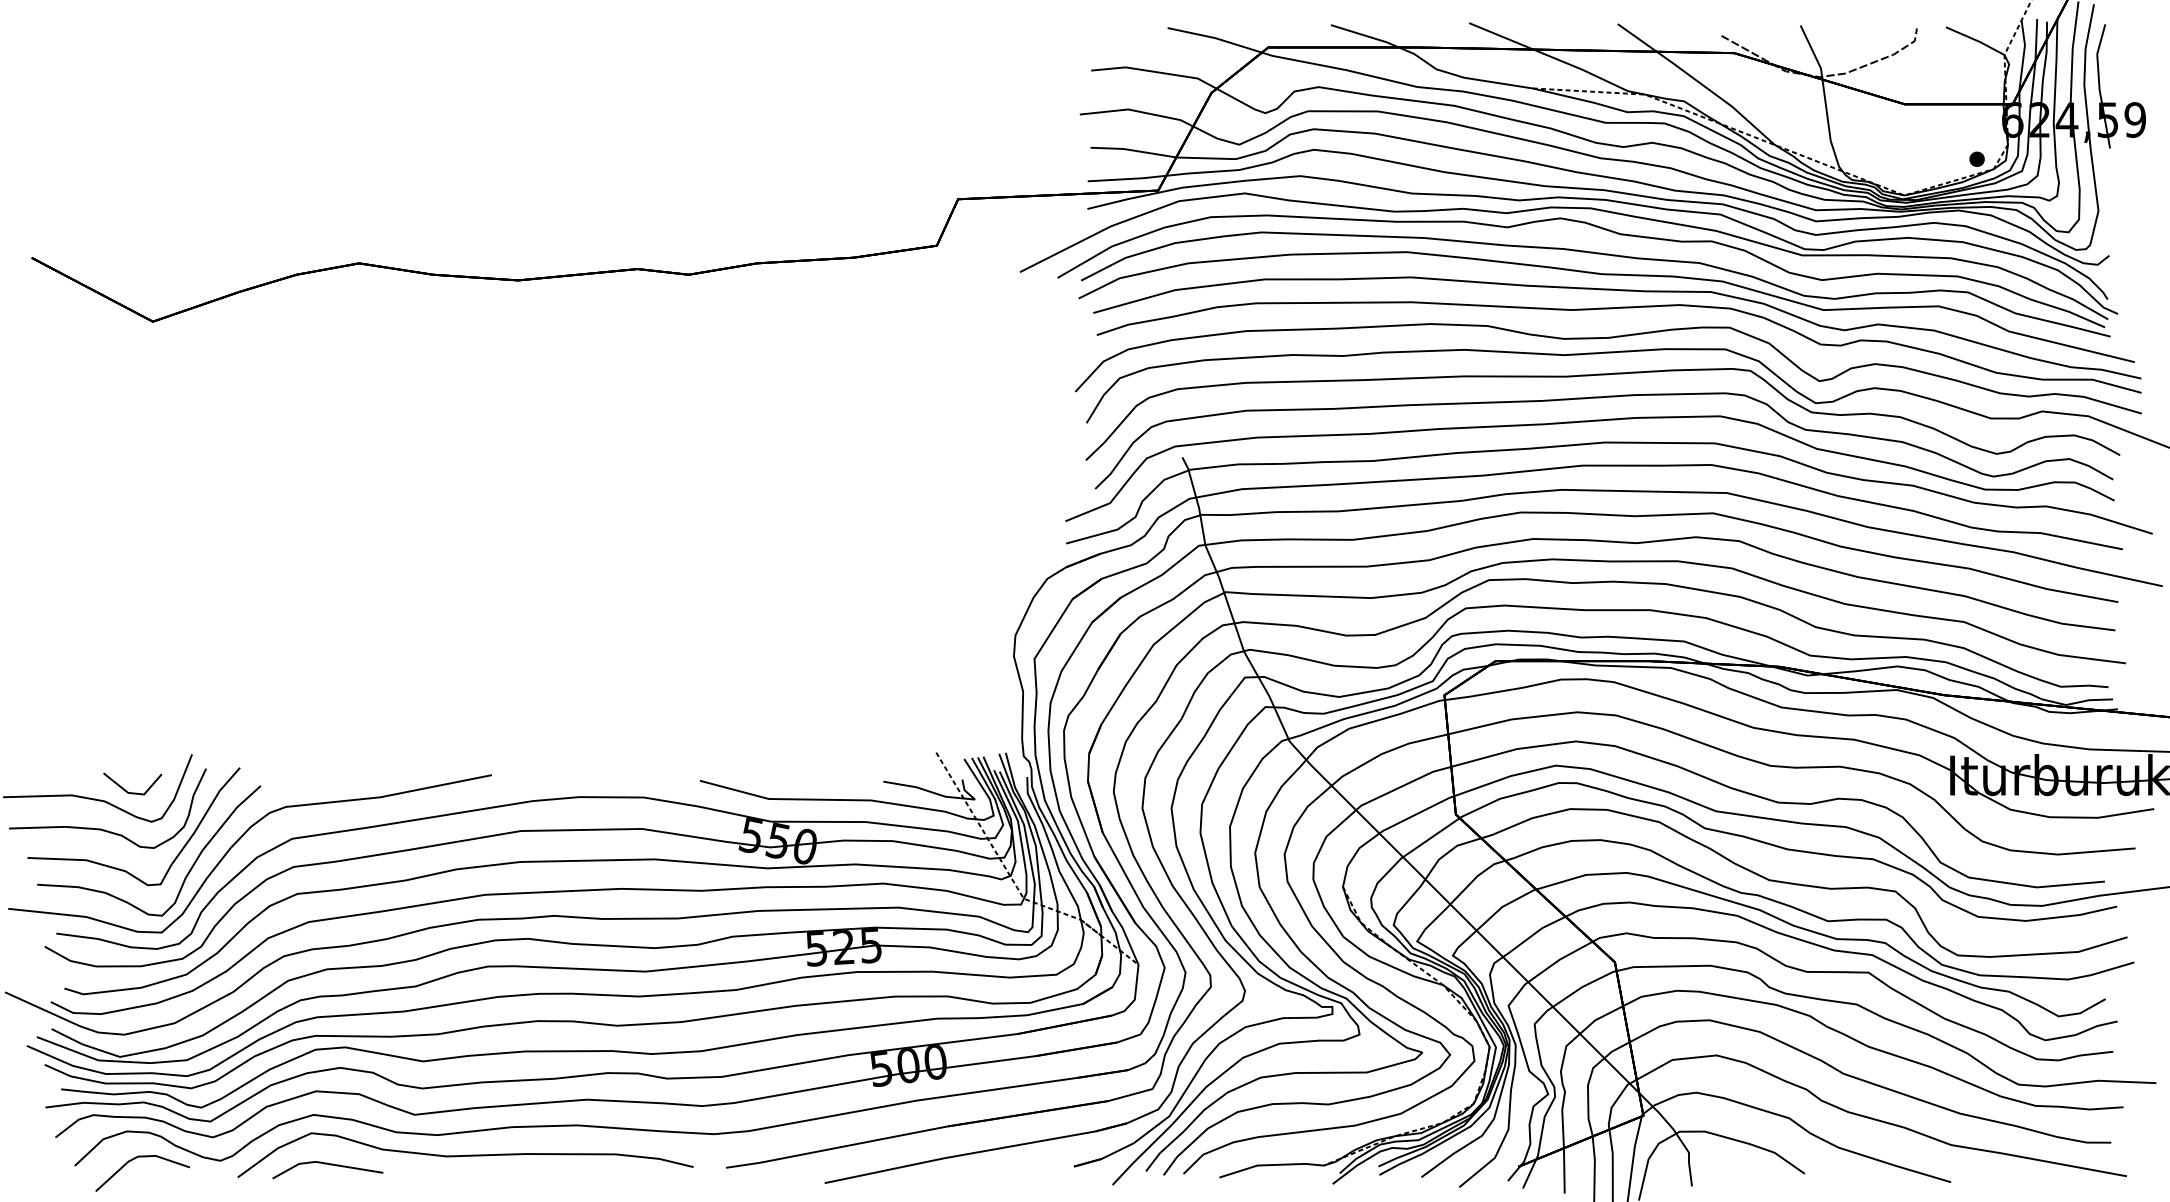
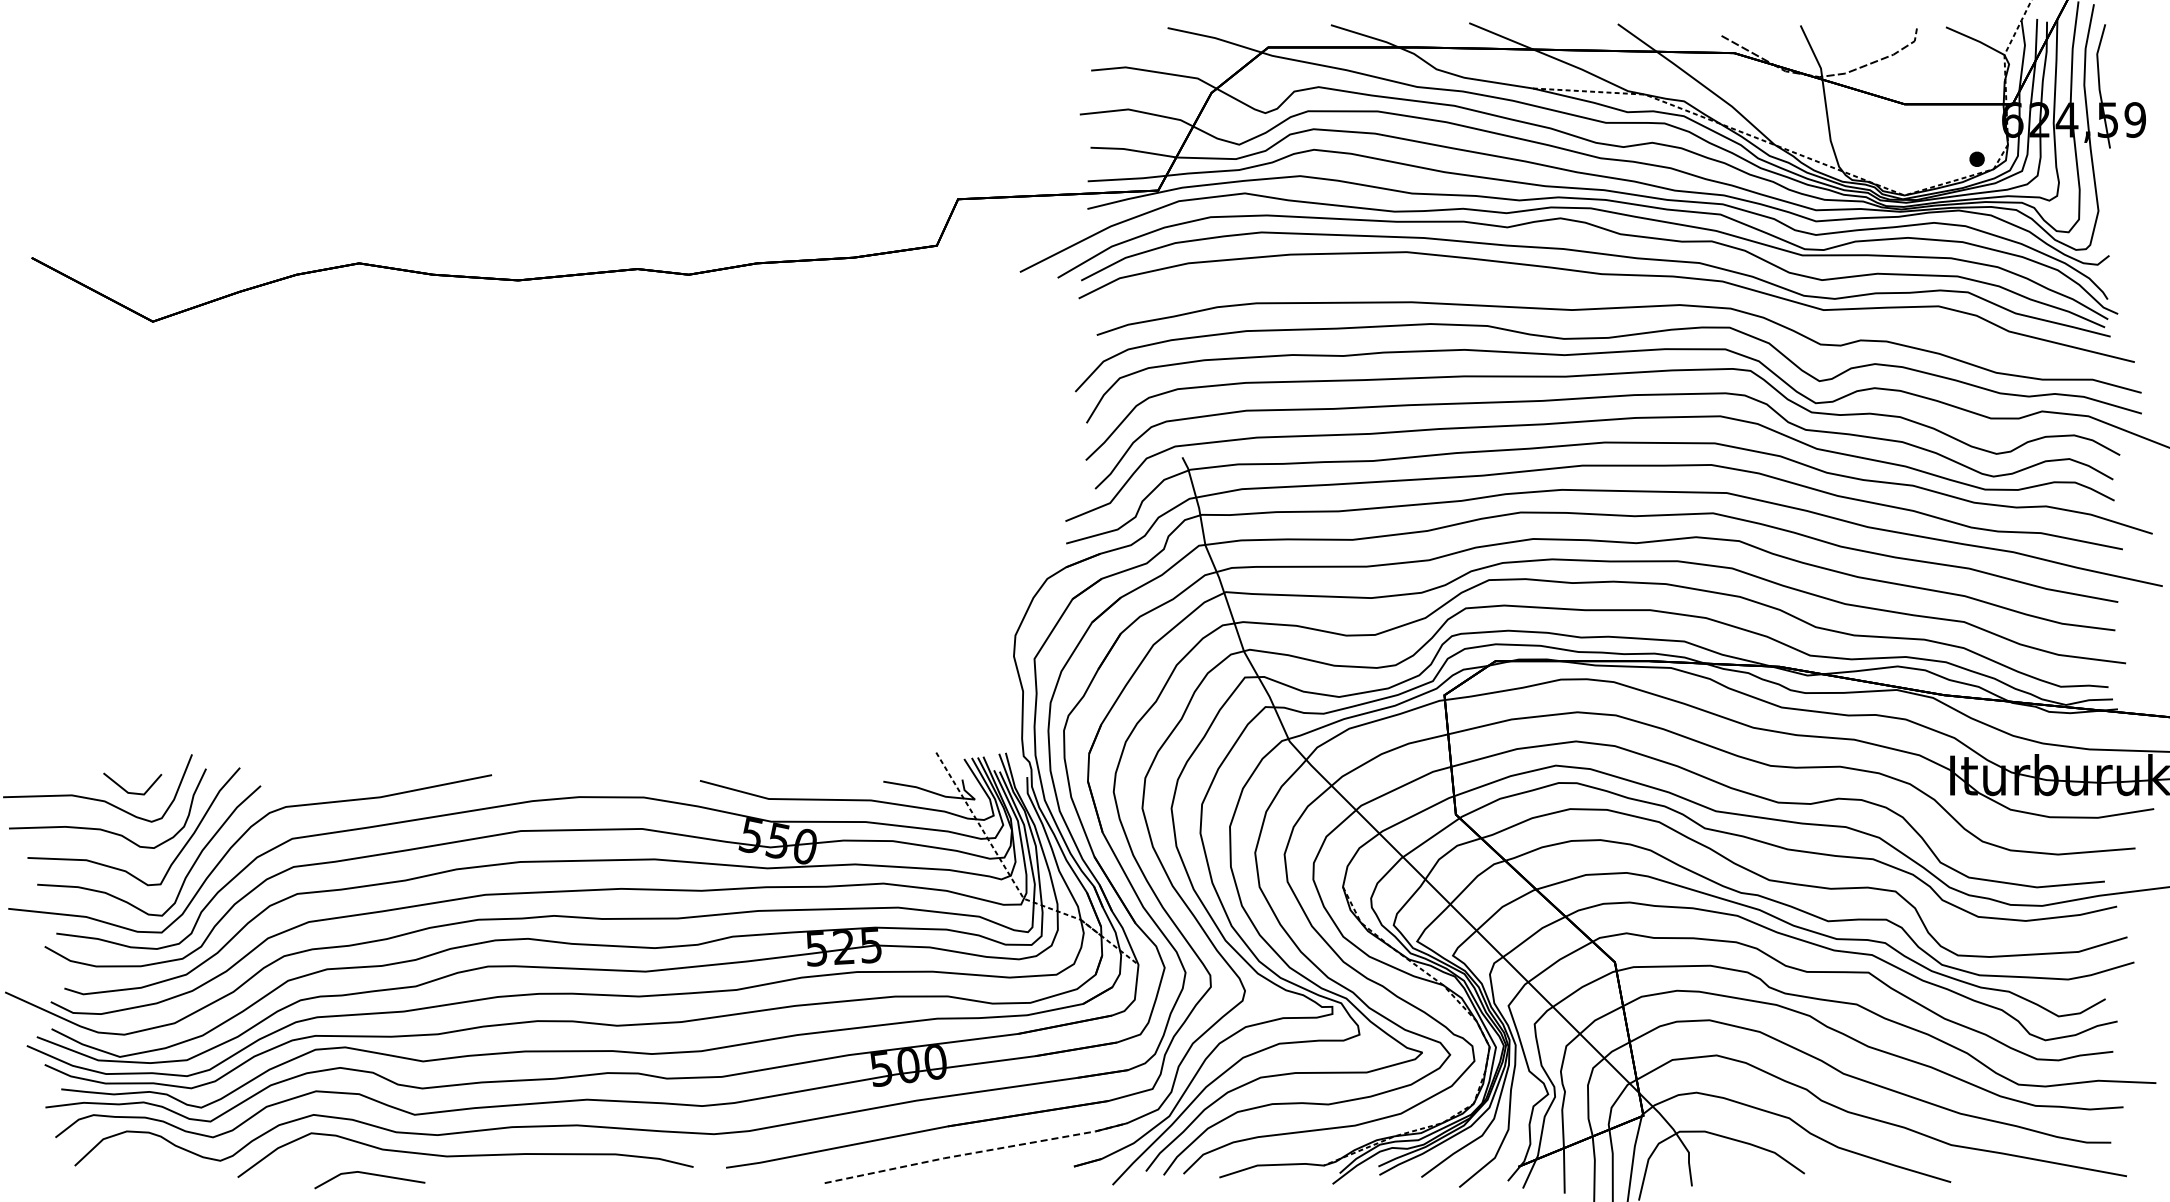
curve: present -> none (1621, 291)
line: solid -> dashed (975, 1152)
line: present -> none (142, 1157)
line position: (330, 1165) -> (372, 1175) (372, 1175)
